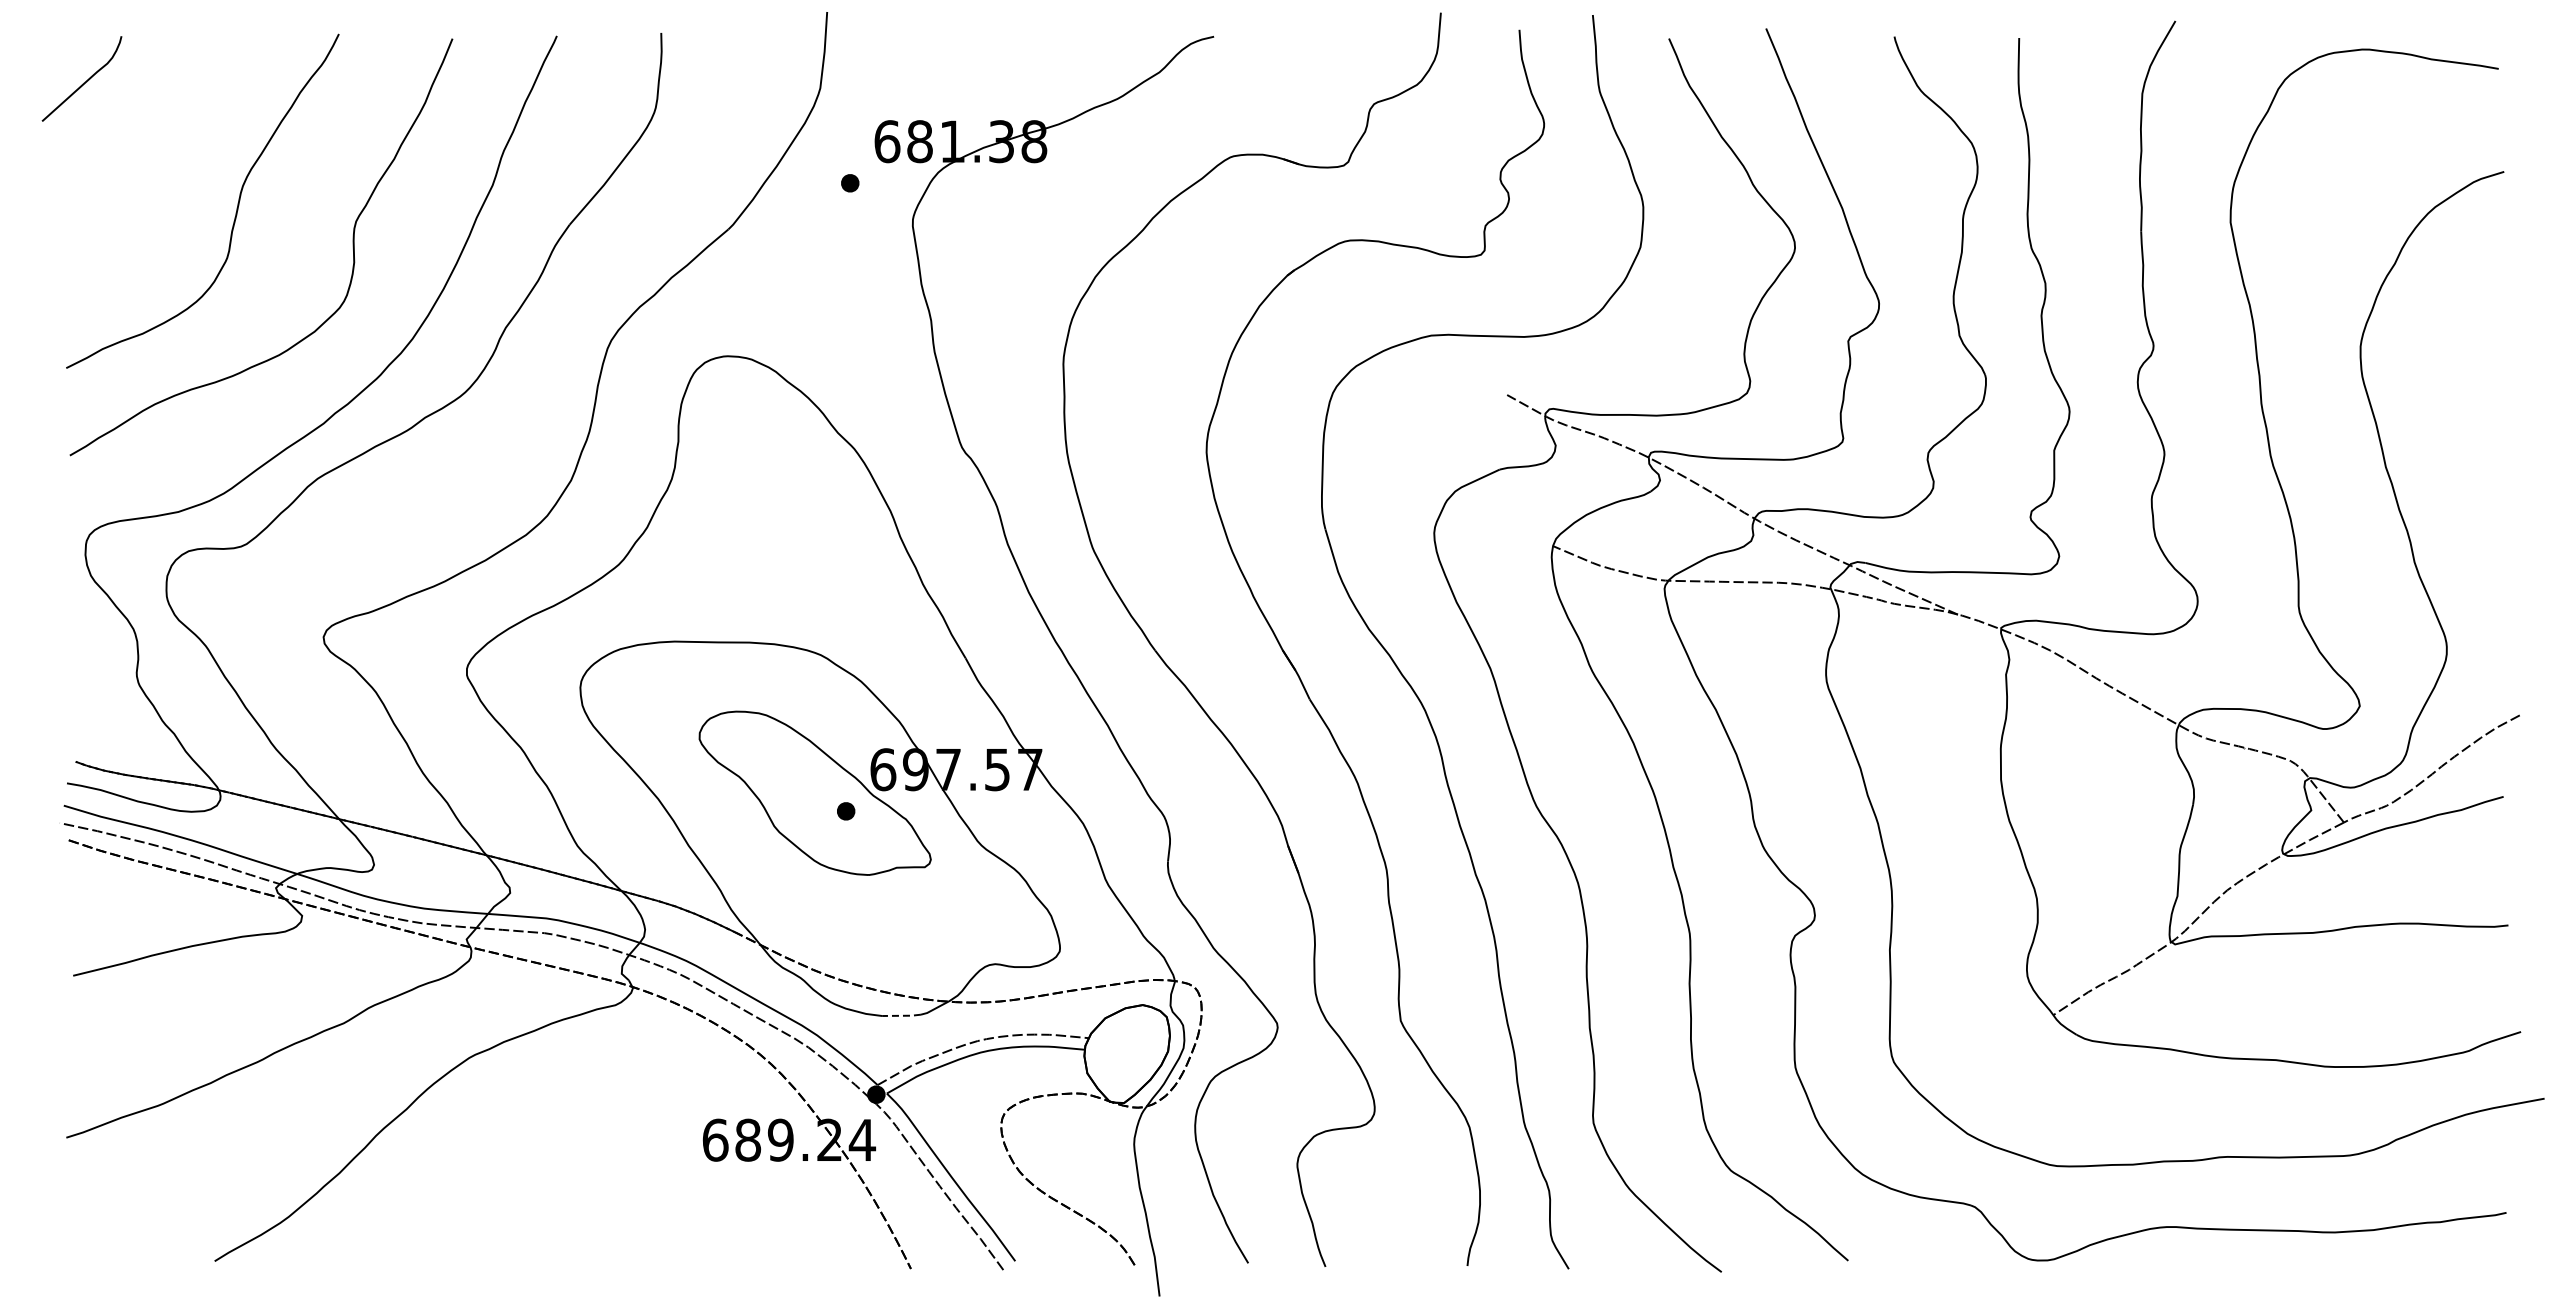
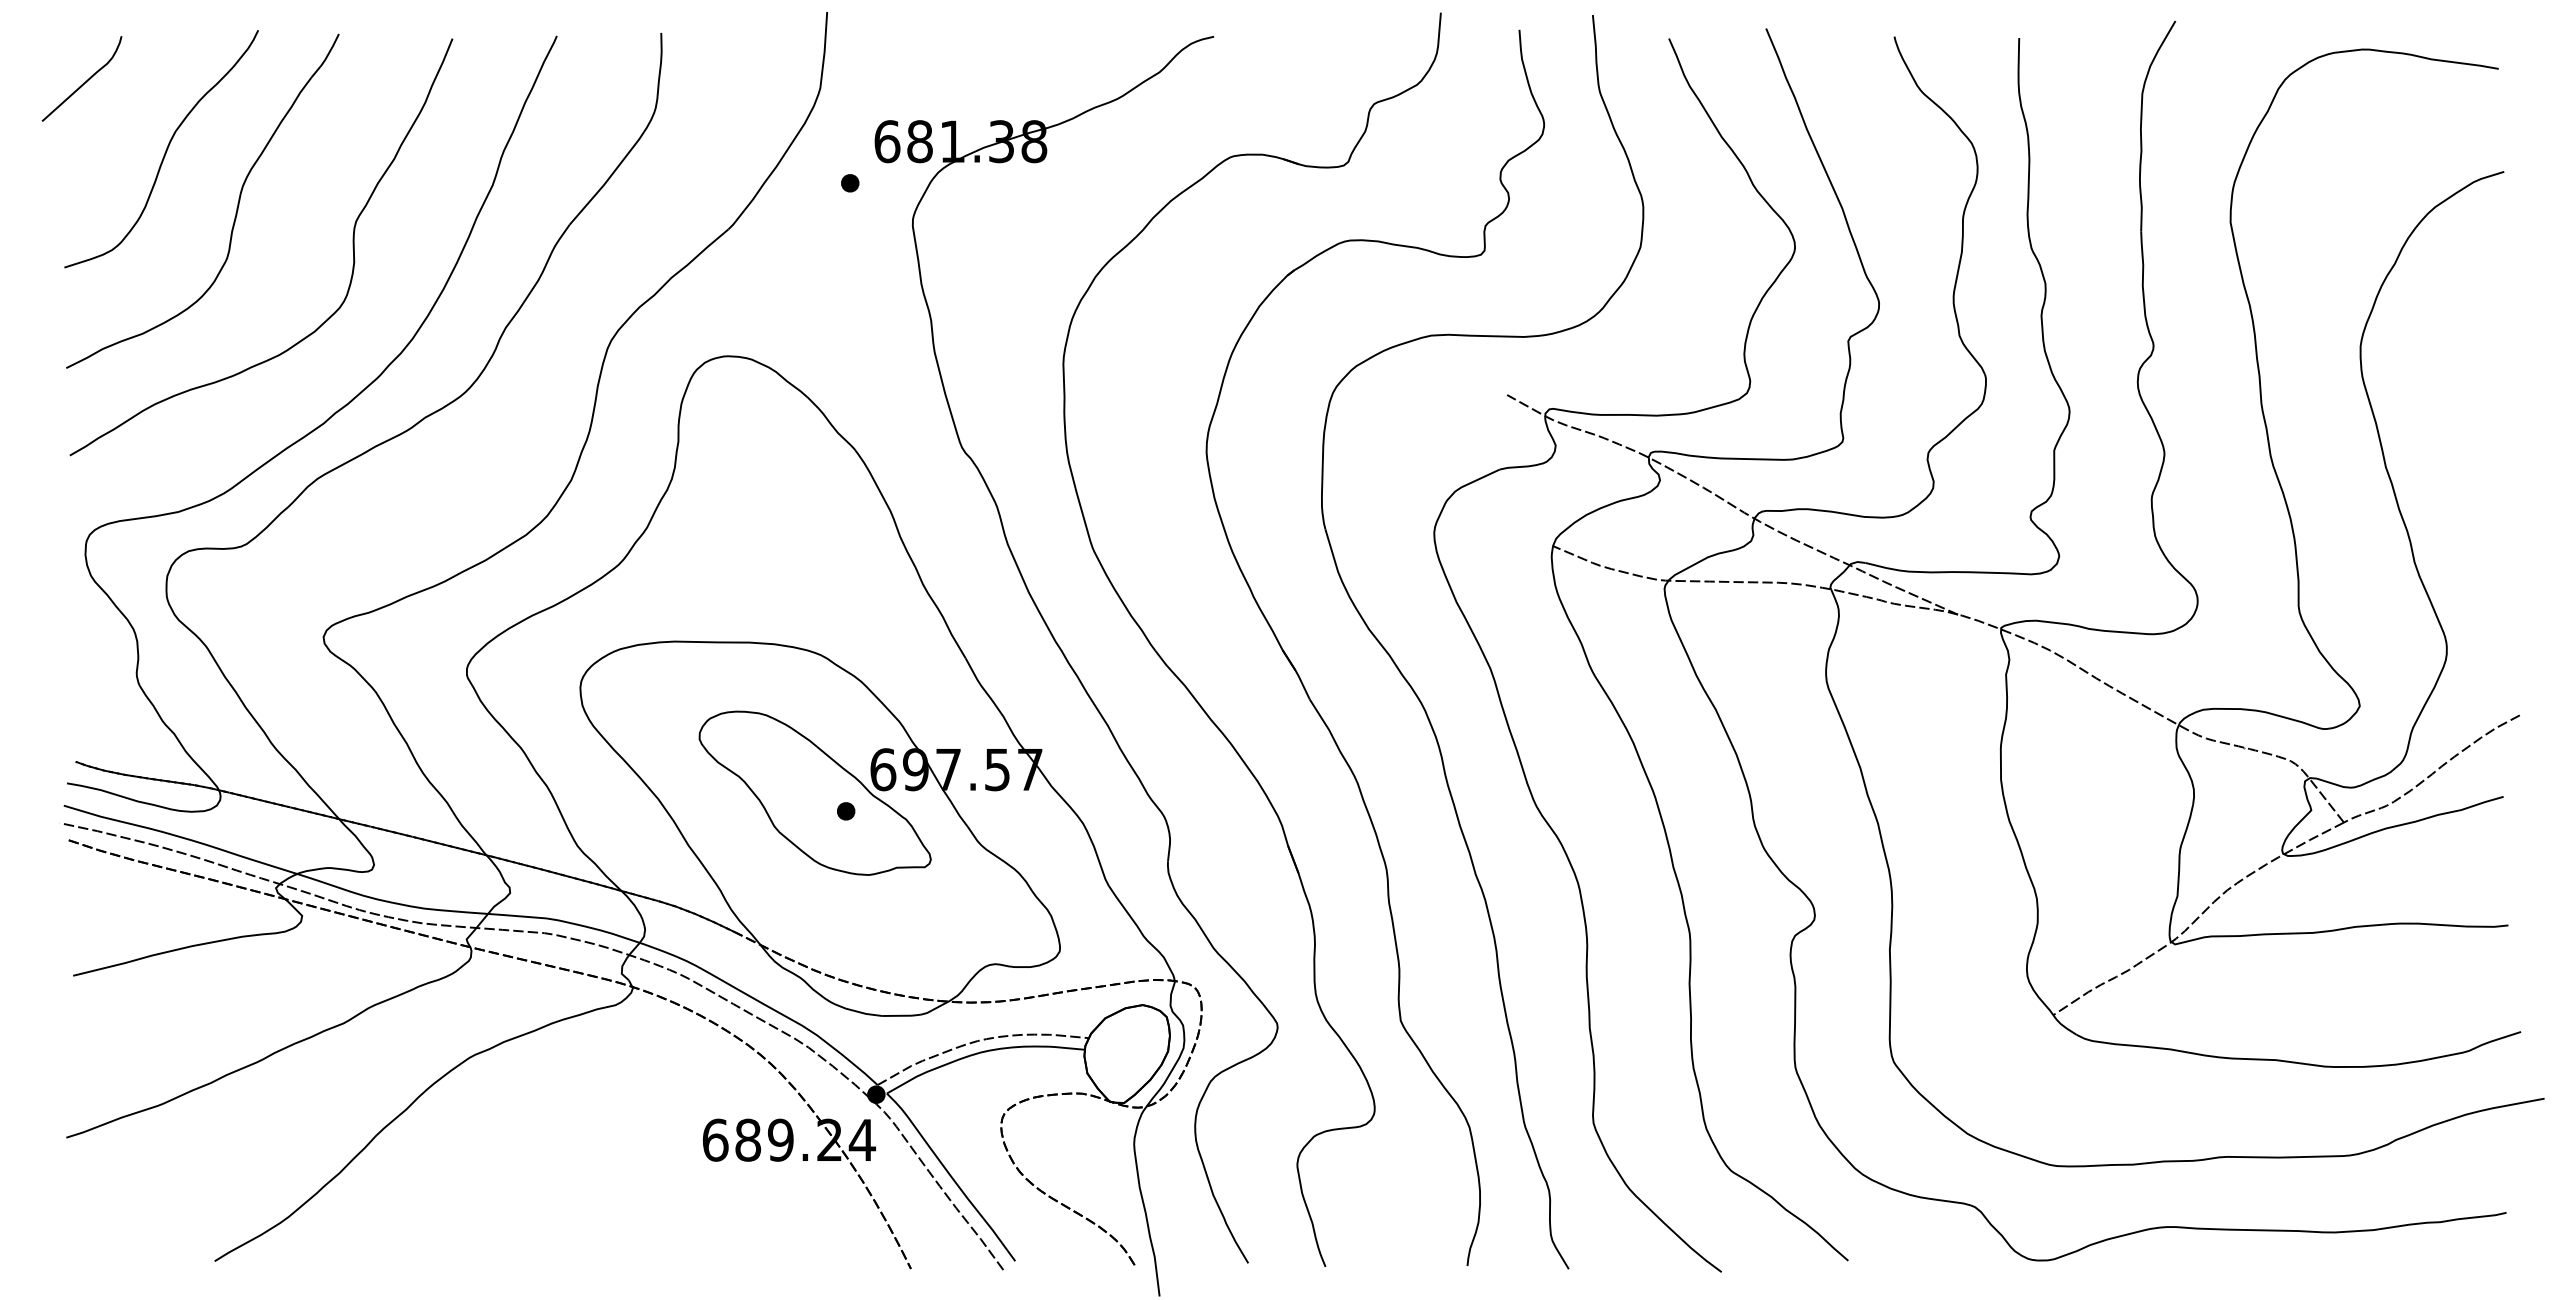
curve: none -> present (165, 150)
line: dashed -> solid (901, 1015)
